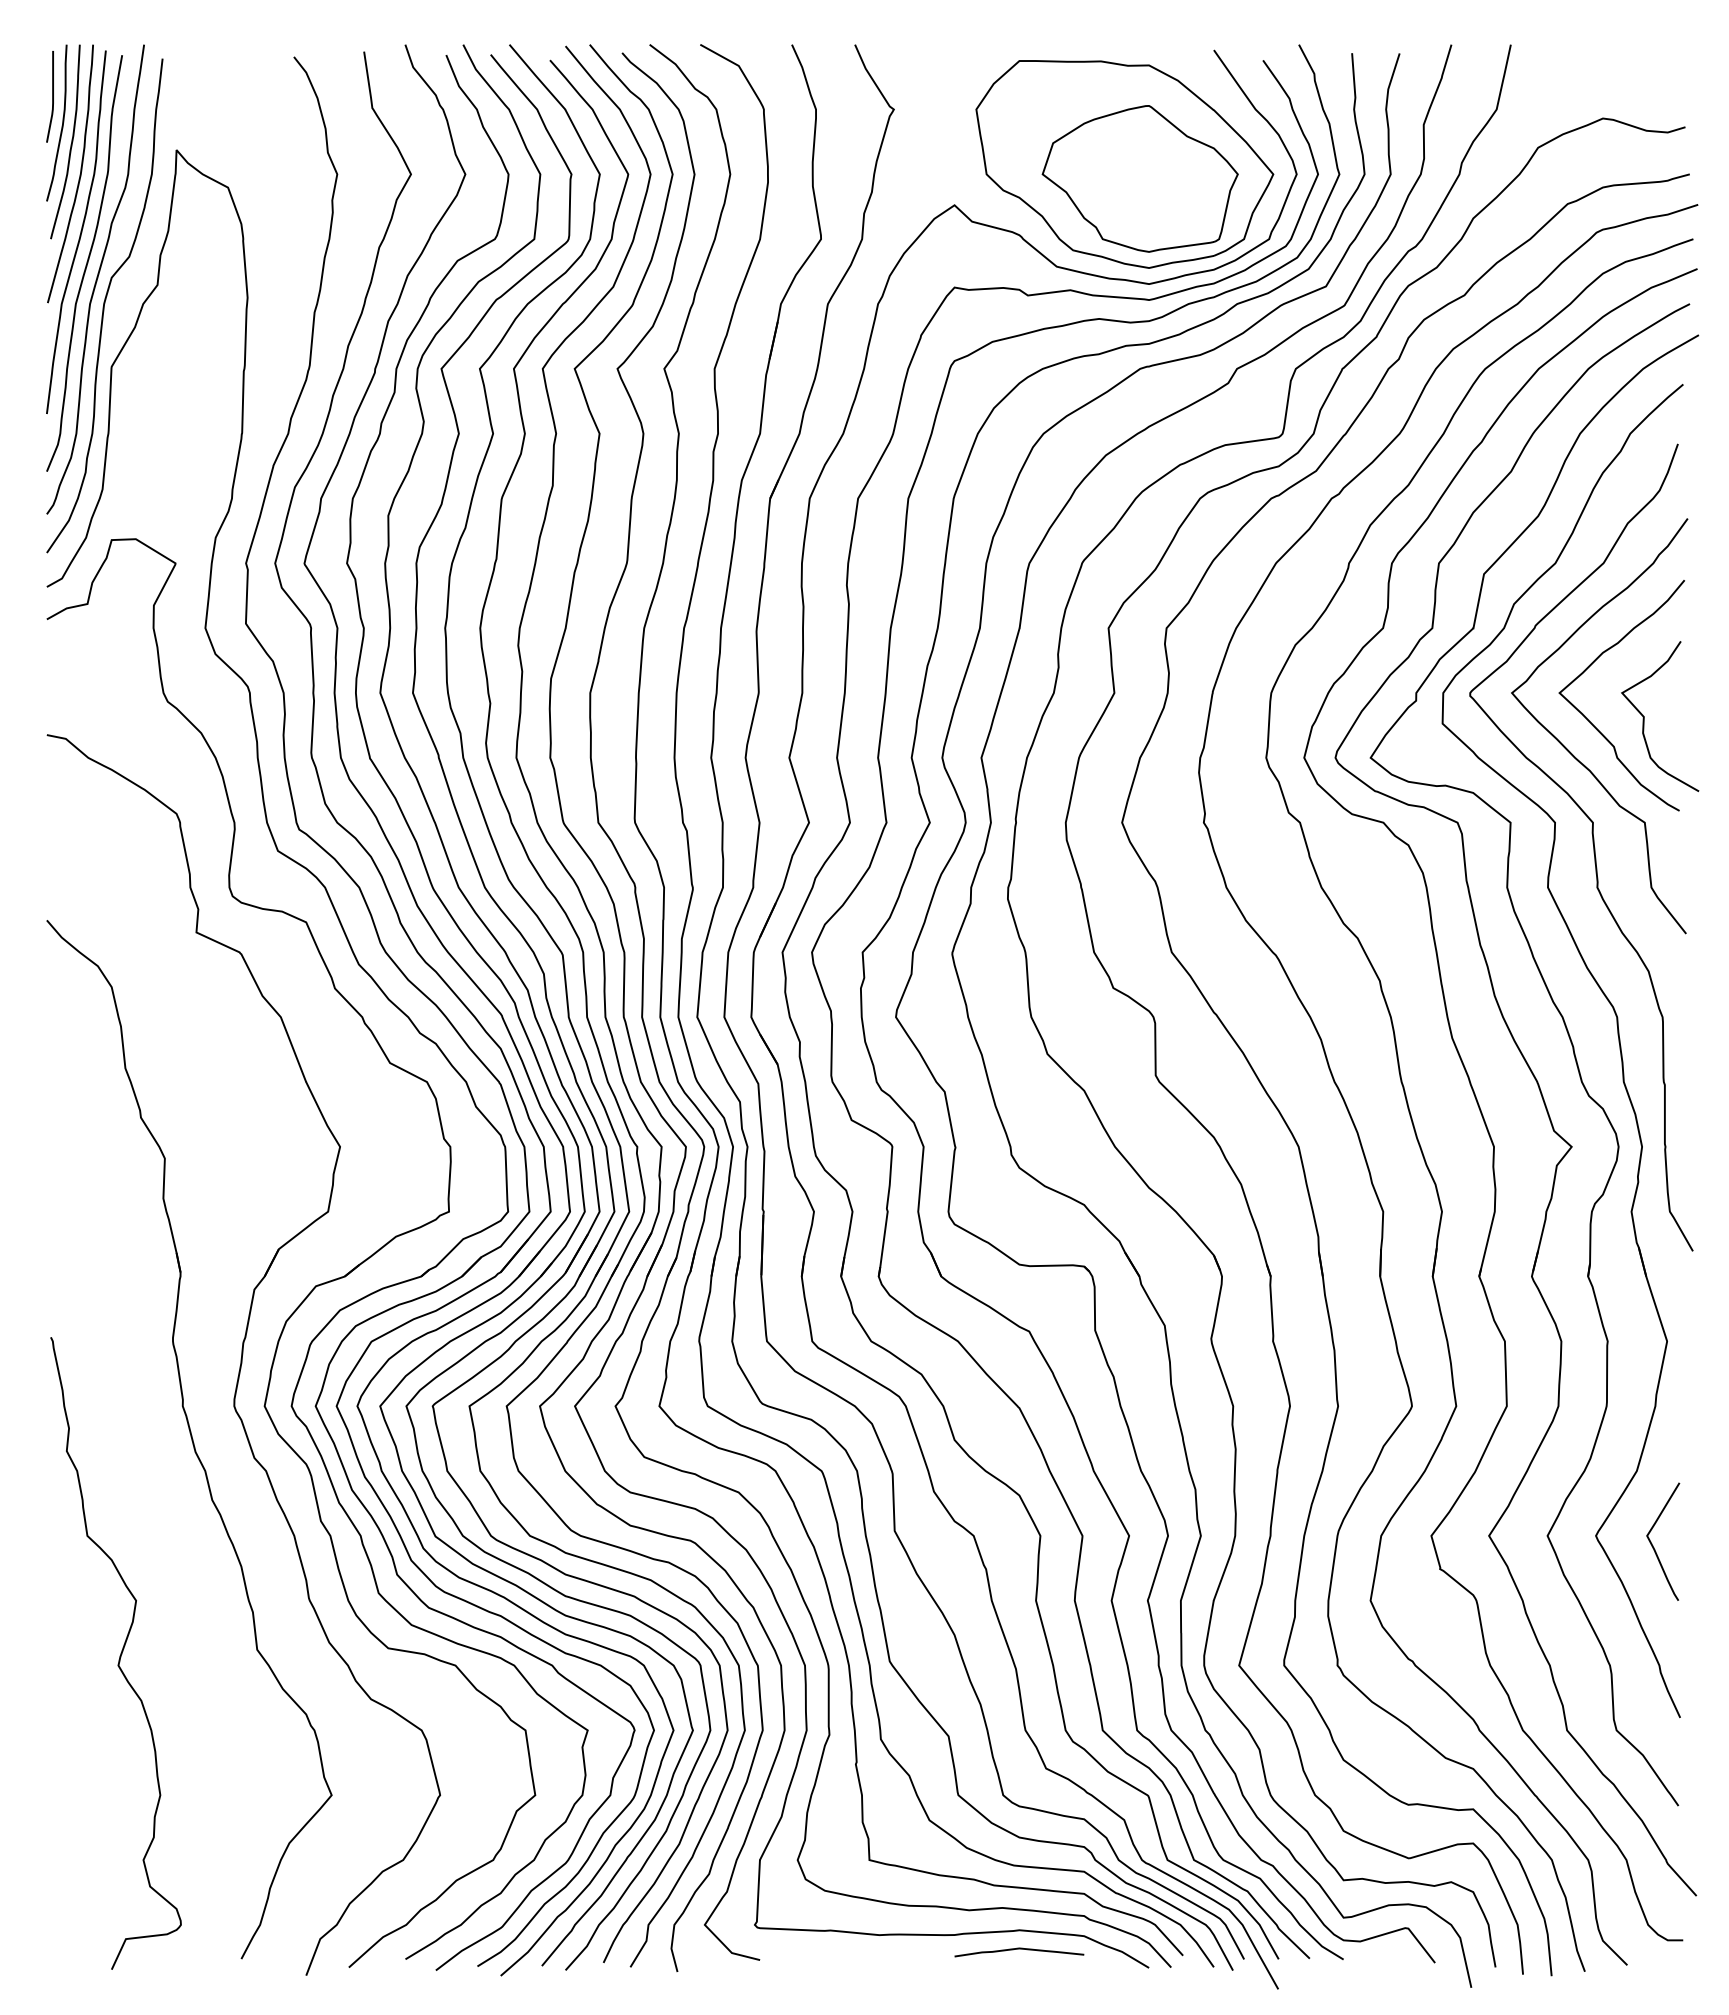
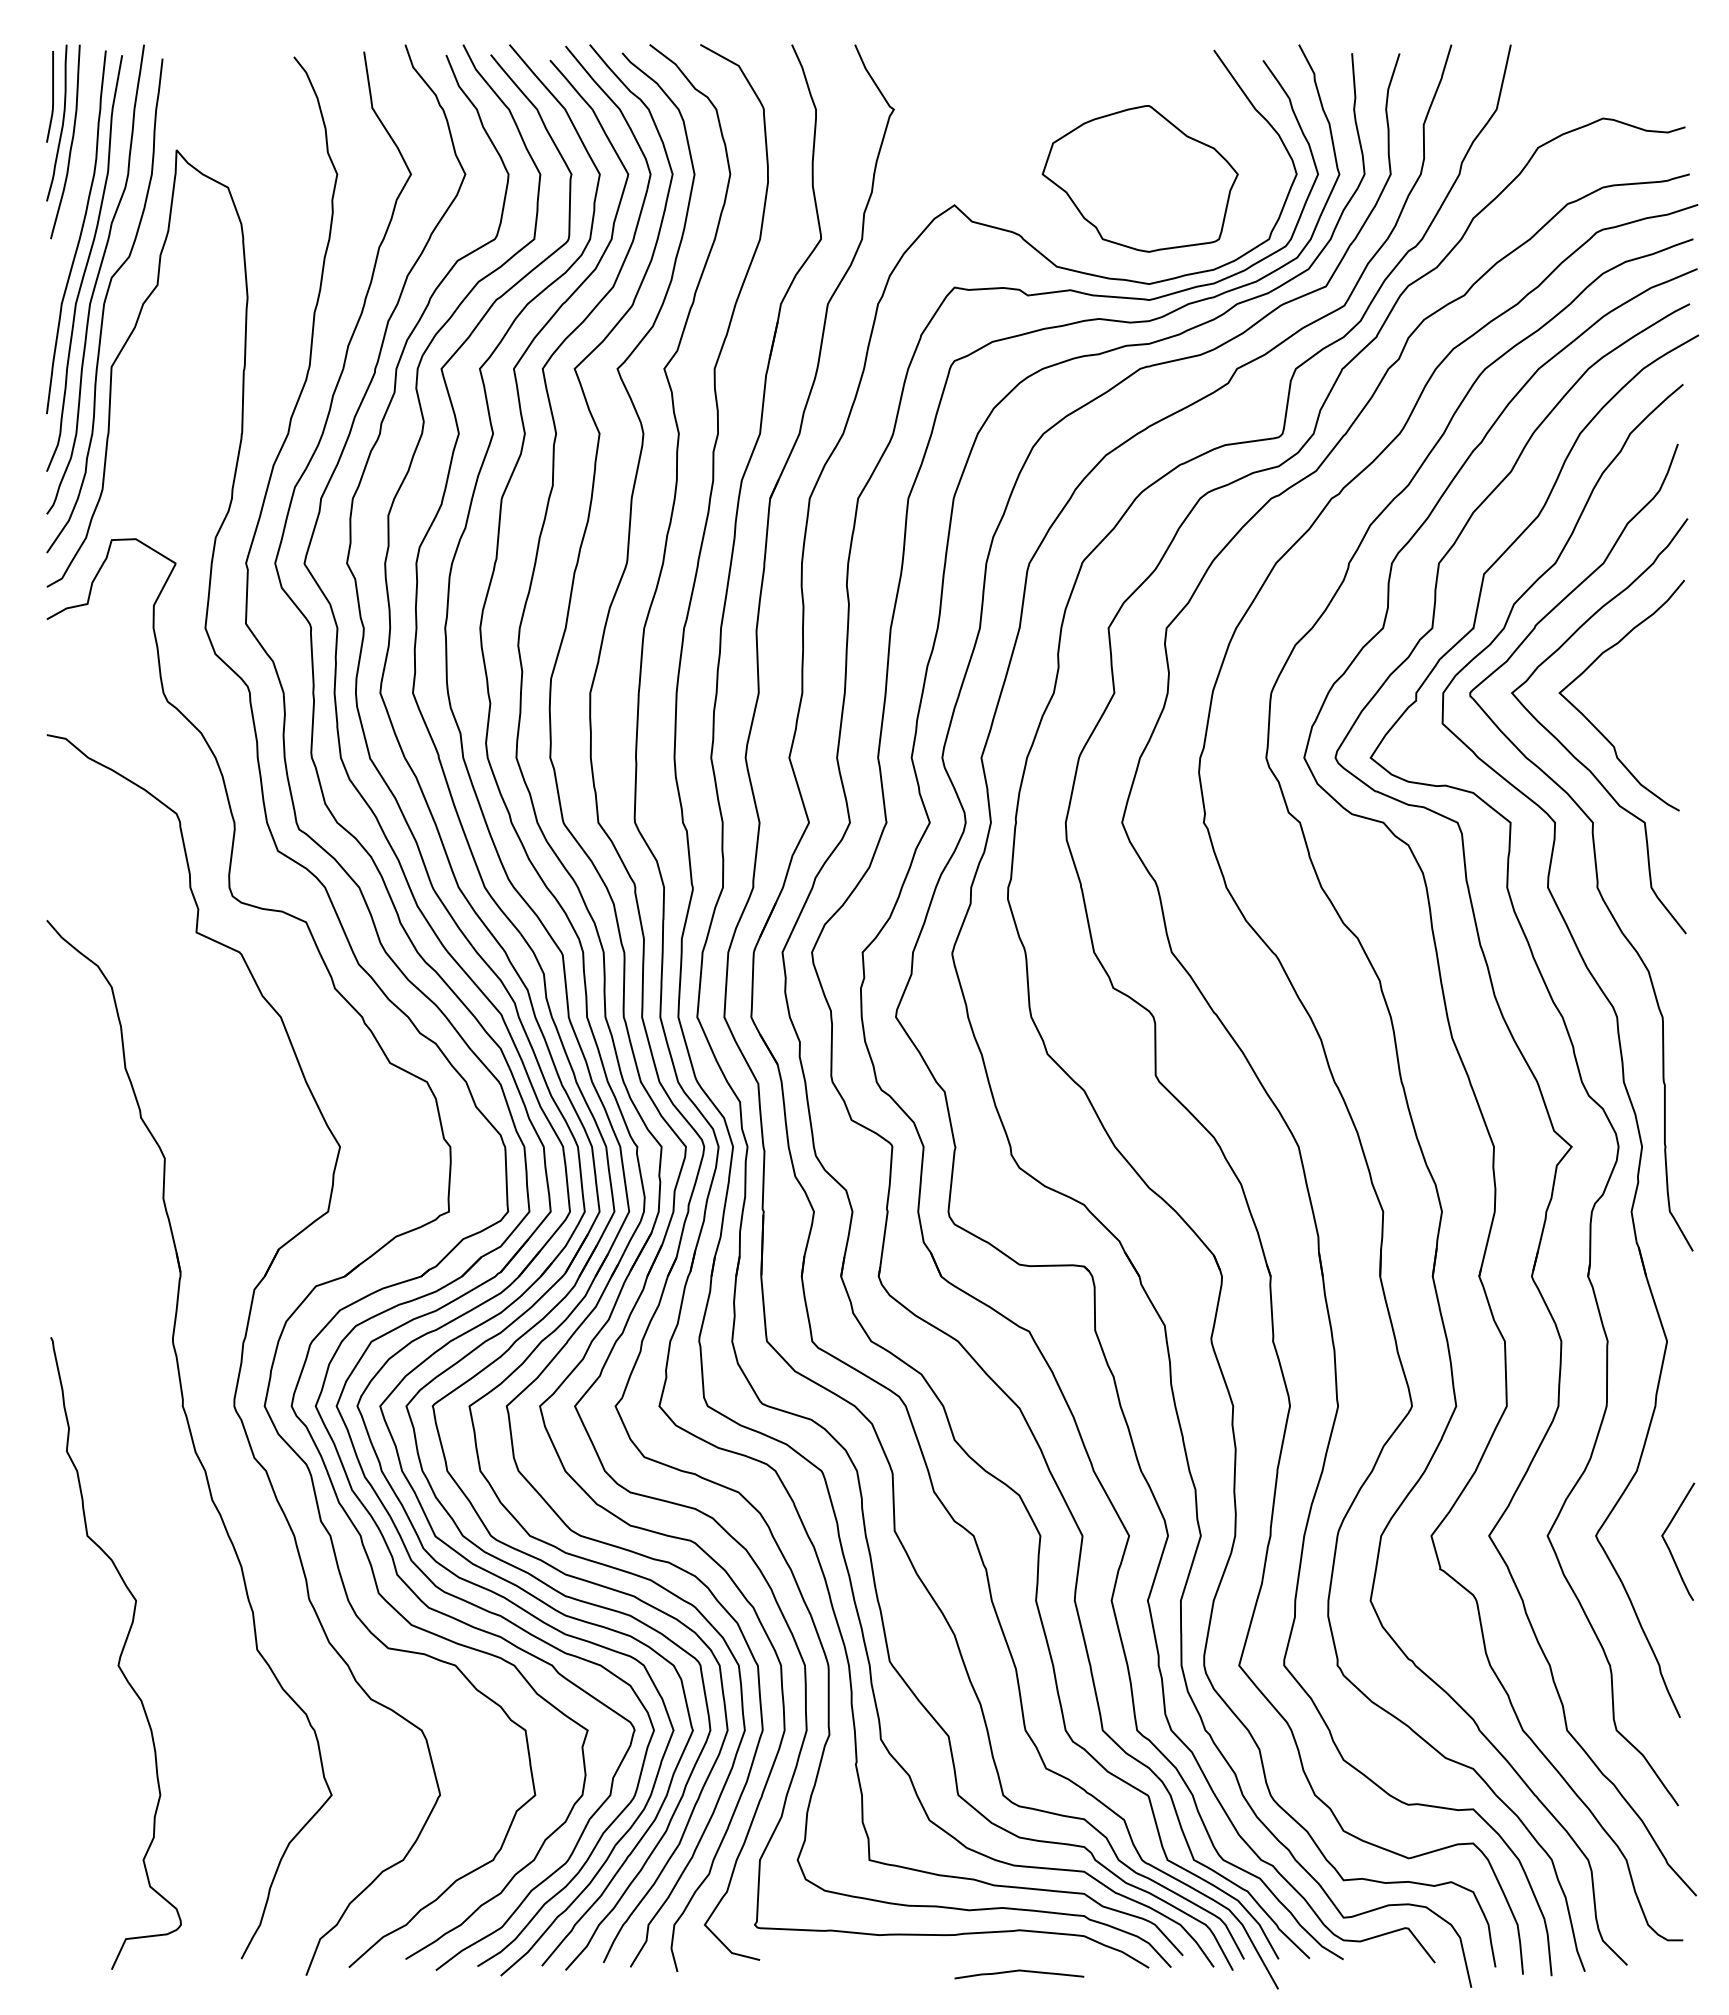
part: present -> none (1124, 164)
curve: present -> none (79, 174)
curve: present -> none (1644, 716)
curve position: (1653, 1545) -> (1668, 1545) (1668, 1545)
curve position: (1019, 1949) -> (1019, 1971) (1019, 1971)
